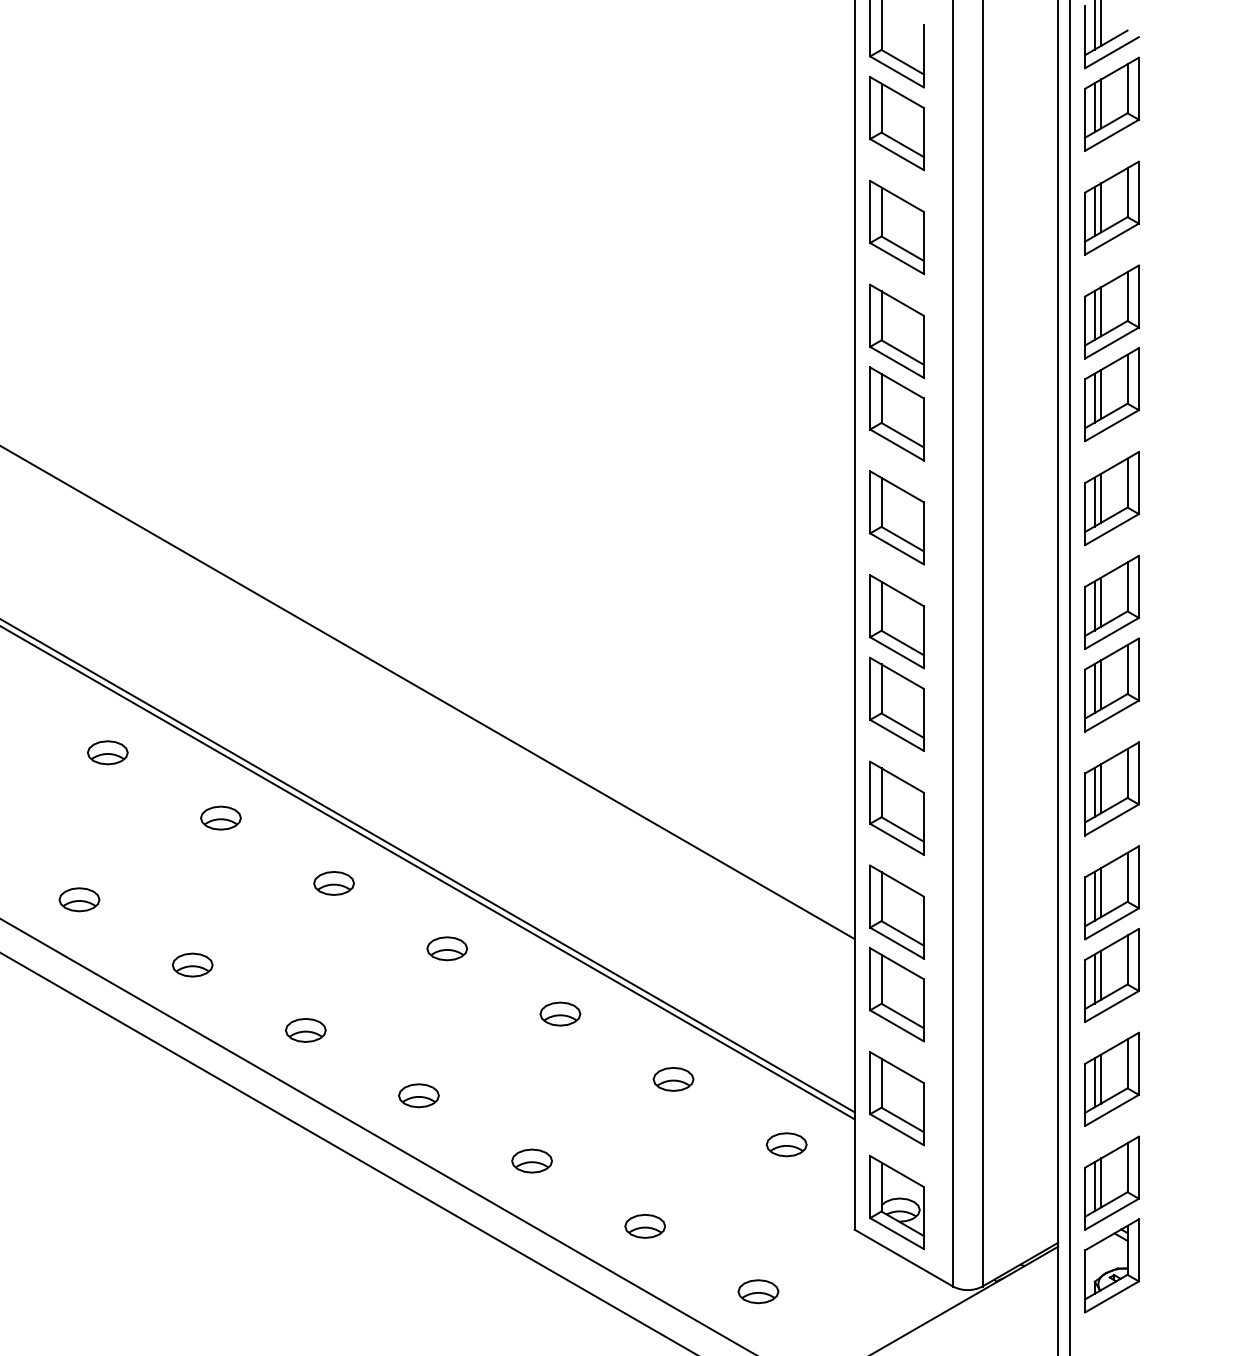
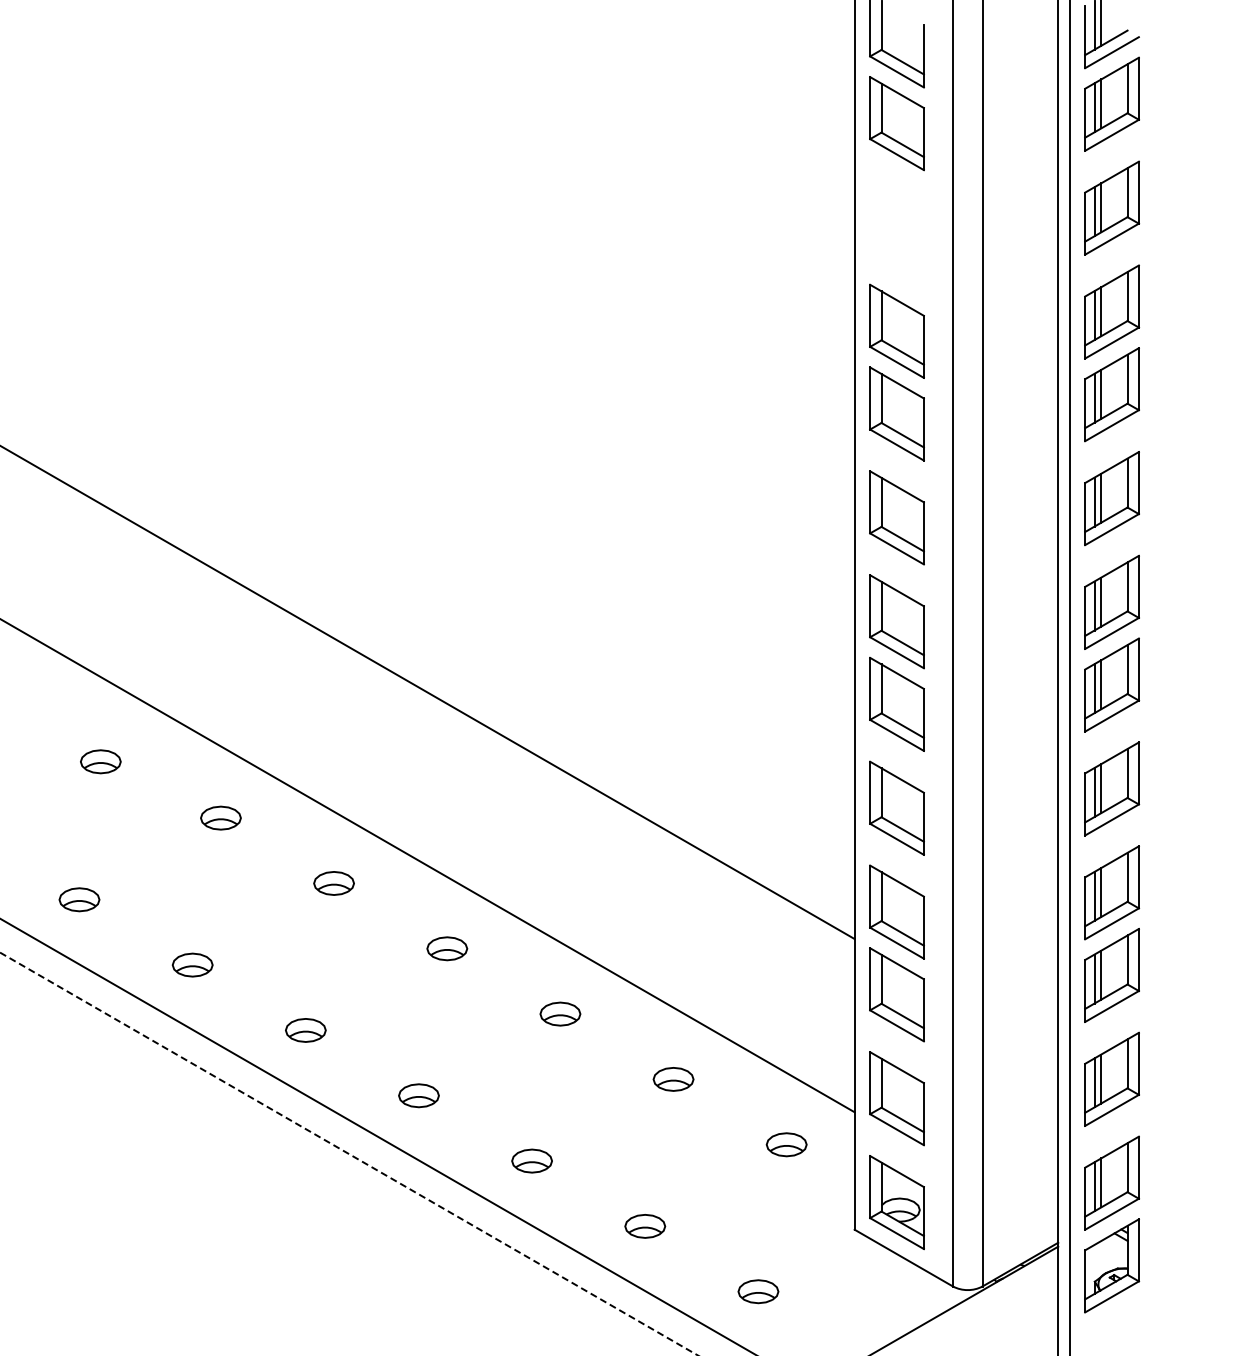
part: present -> none (896, 227)
part position: (107, 752) -> (100, 761) (100, 761)
line: present -> none (428, 873)
line: solid -> dashed (349, 1154)
